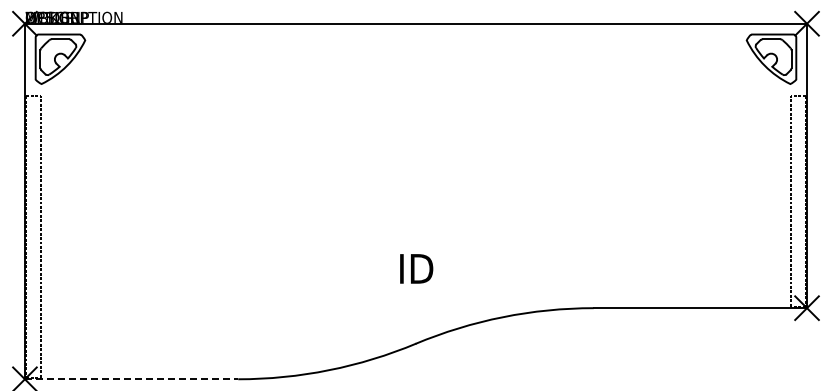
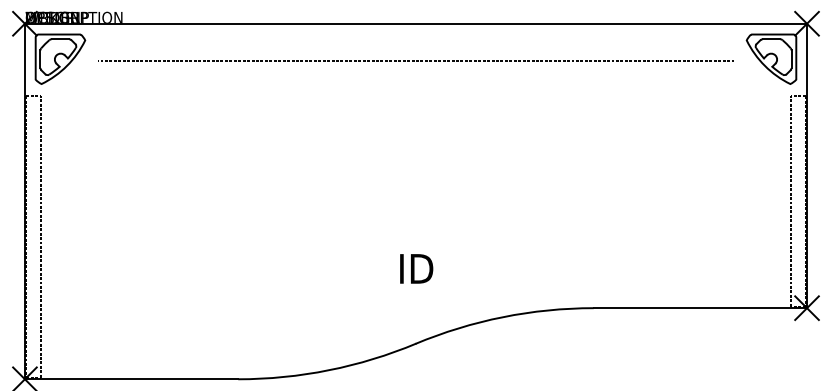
line: none -> present (415, 60)
line: dashed -> solid (131, 379)
